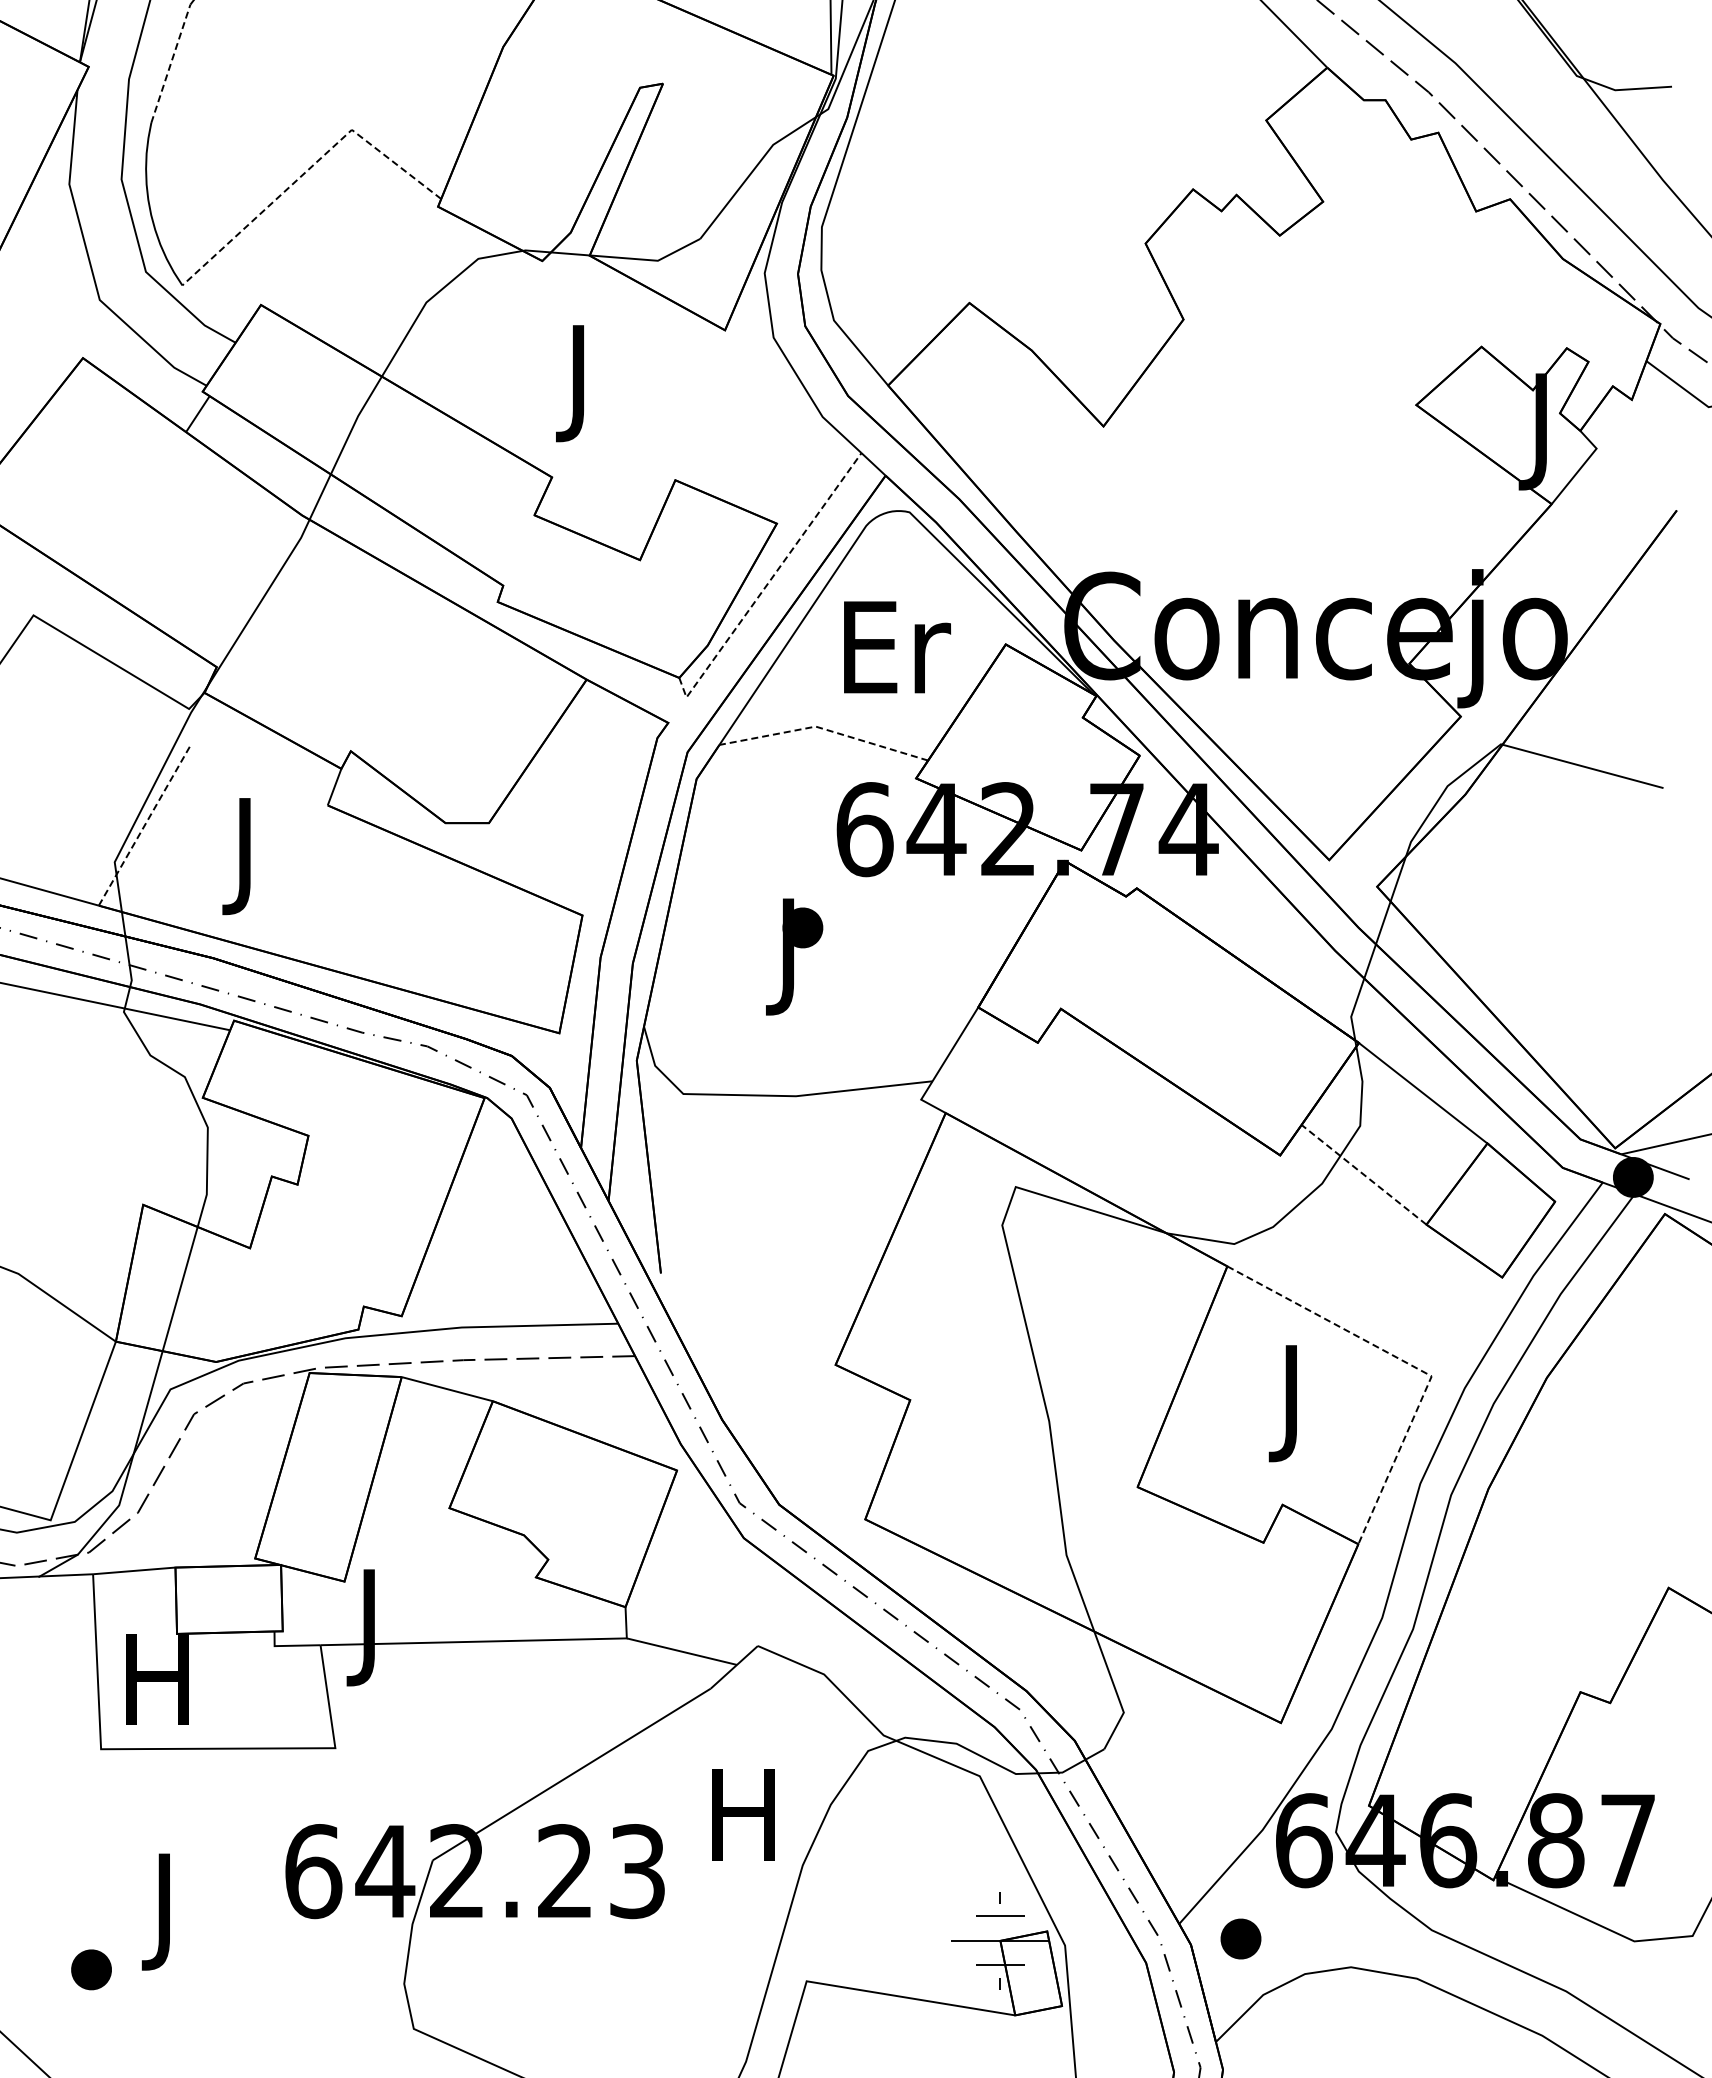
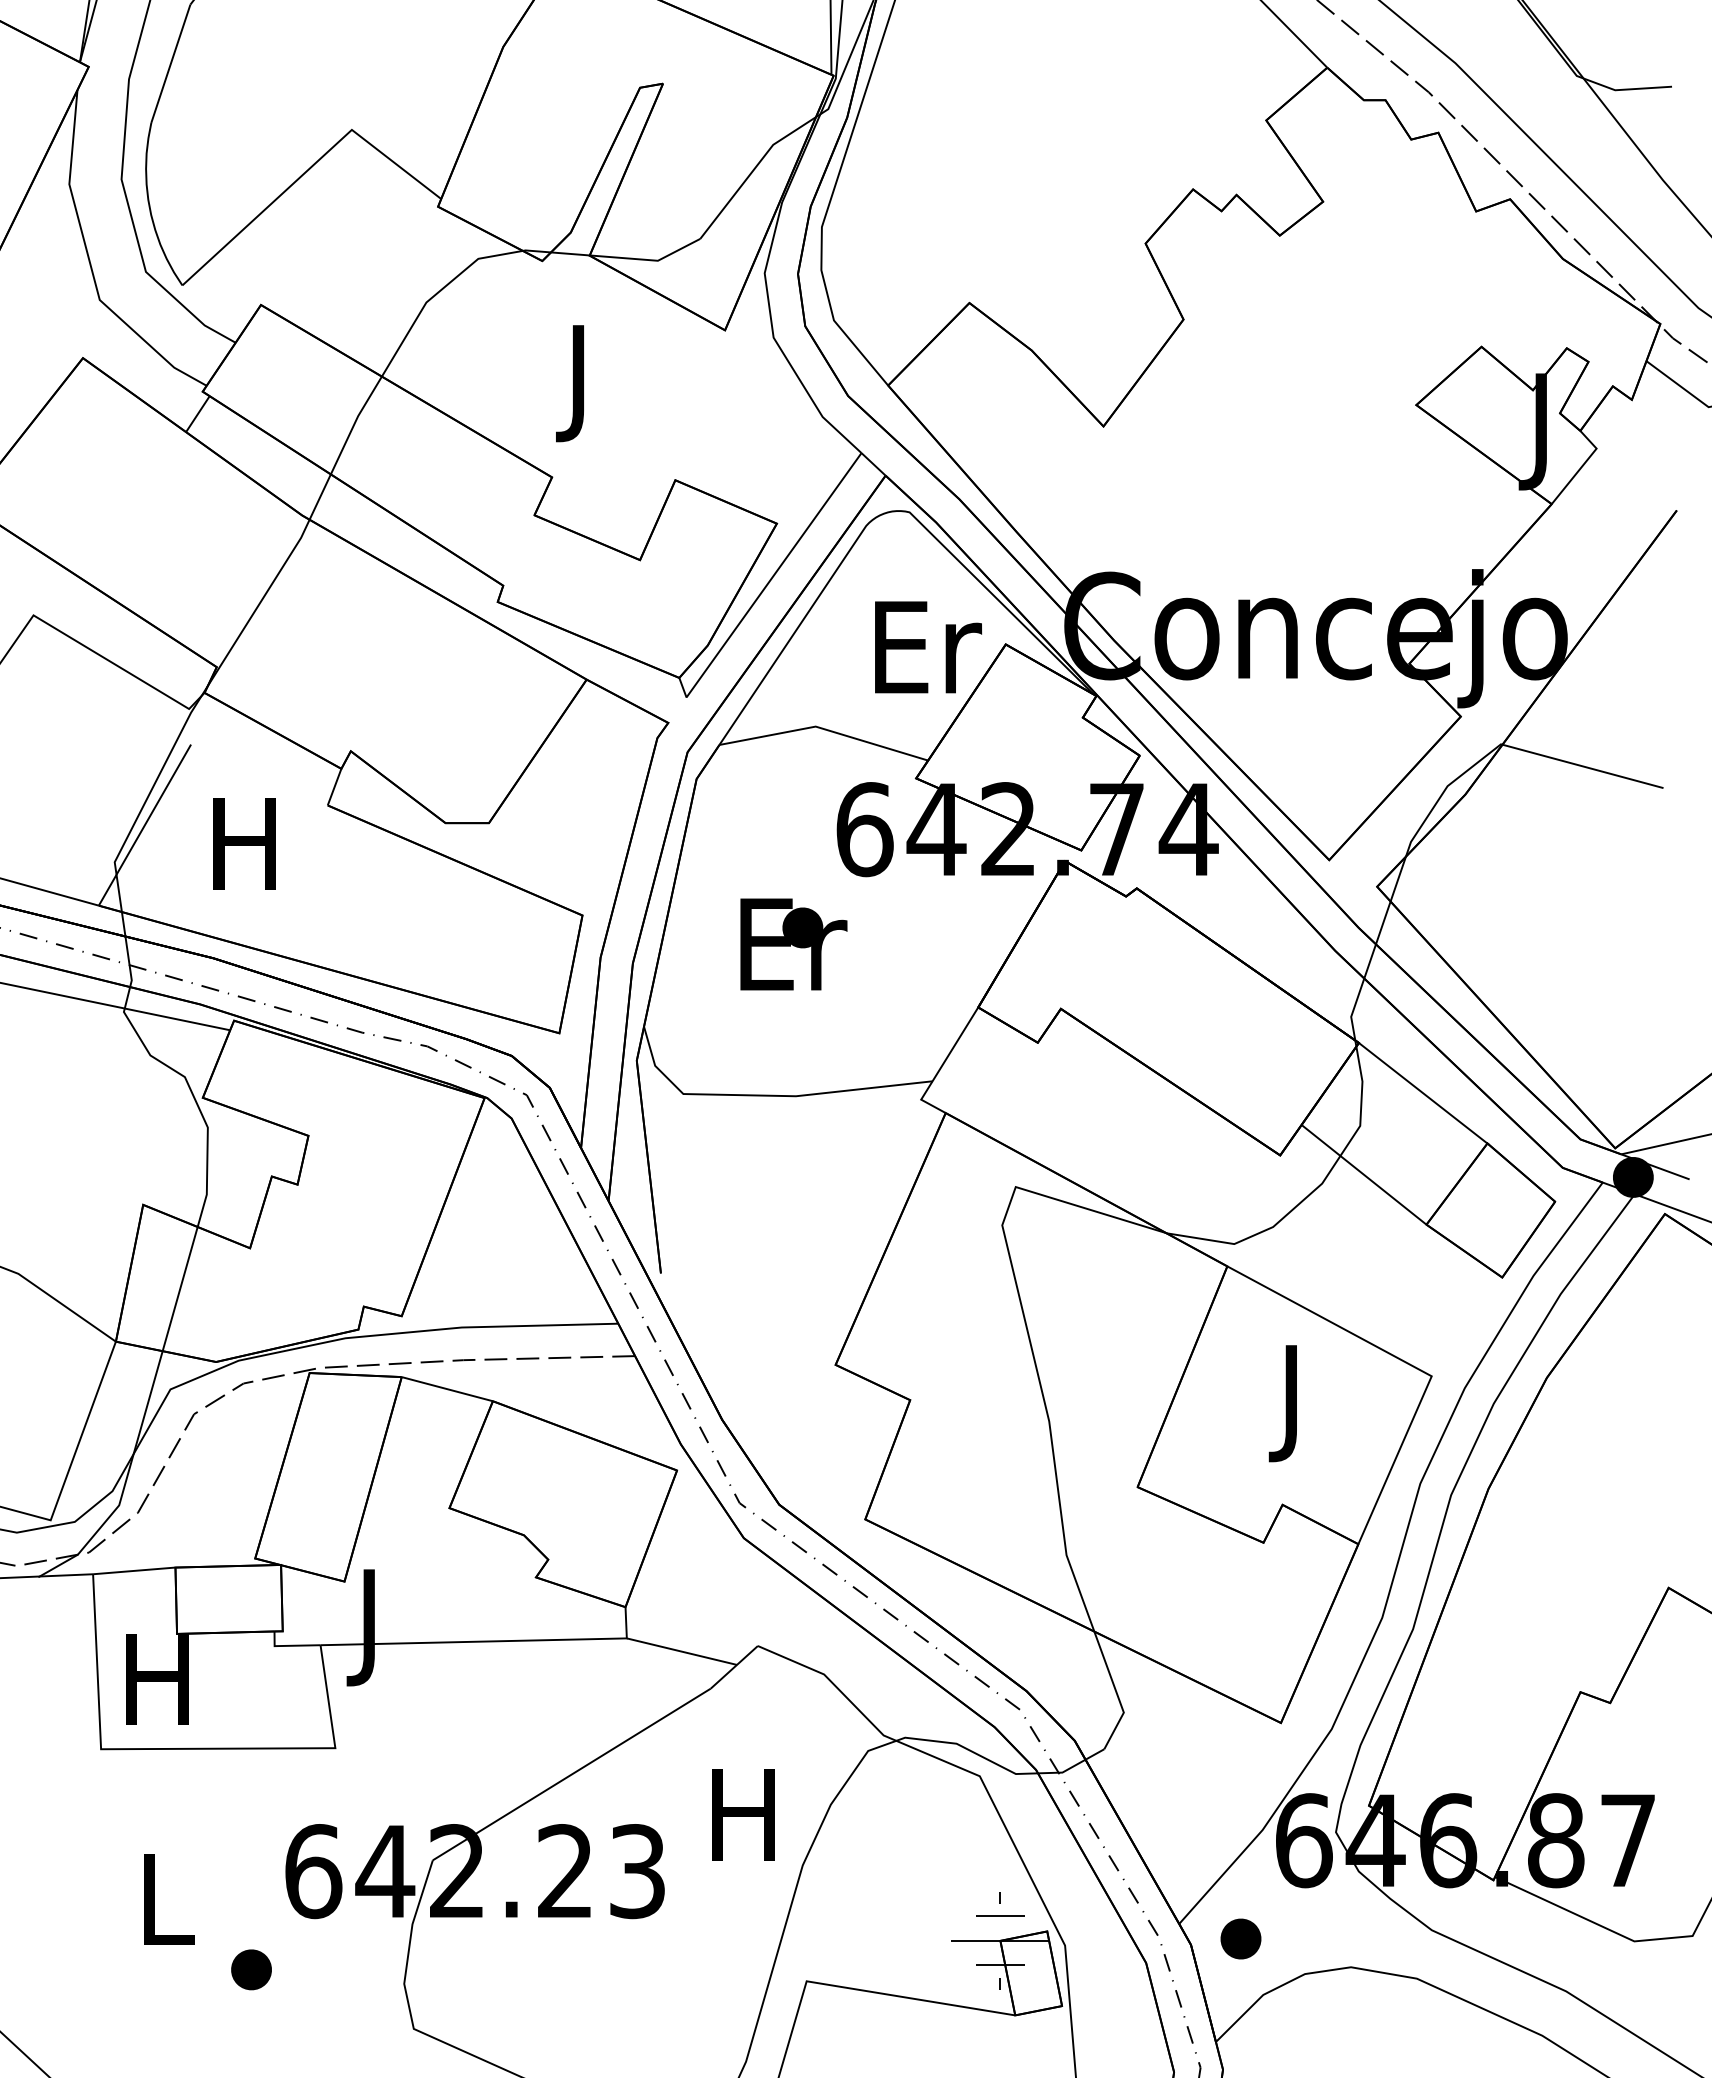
line: dashed -> solid (171, 63)
line: dashed -> solid (308, 169)
line: dashed -> solid (767, 583)
text position: (897, 647) -> (928, 647) (928, 647)
line: dashed -> solid (824, 729)
line: dashed -> solid (144, 825)
text: J -> H (244, 856)
text: J -> Er (793, 956)
line: dashed -> solid (1364, 1174)
line: dashed -> solid (1410, 1364)
text: J -> L (167, 1911)
part position: (91, 1969) -> (251, 1969) (251, 1969)
